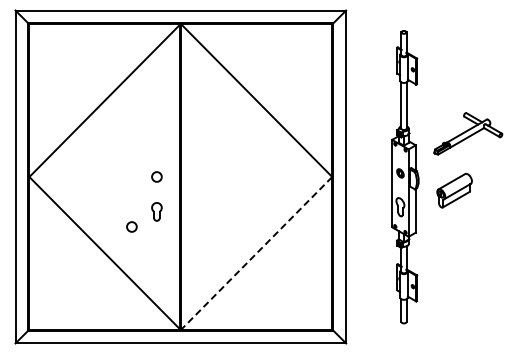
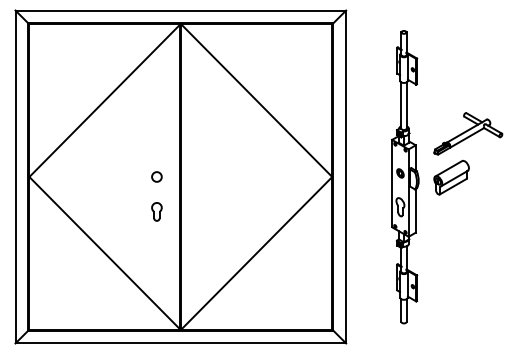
part position: (454, 190) -> (451, 177) (451, 177)
circle: present -> none (131, 226)
line: dashed -> solid (256, 253)
